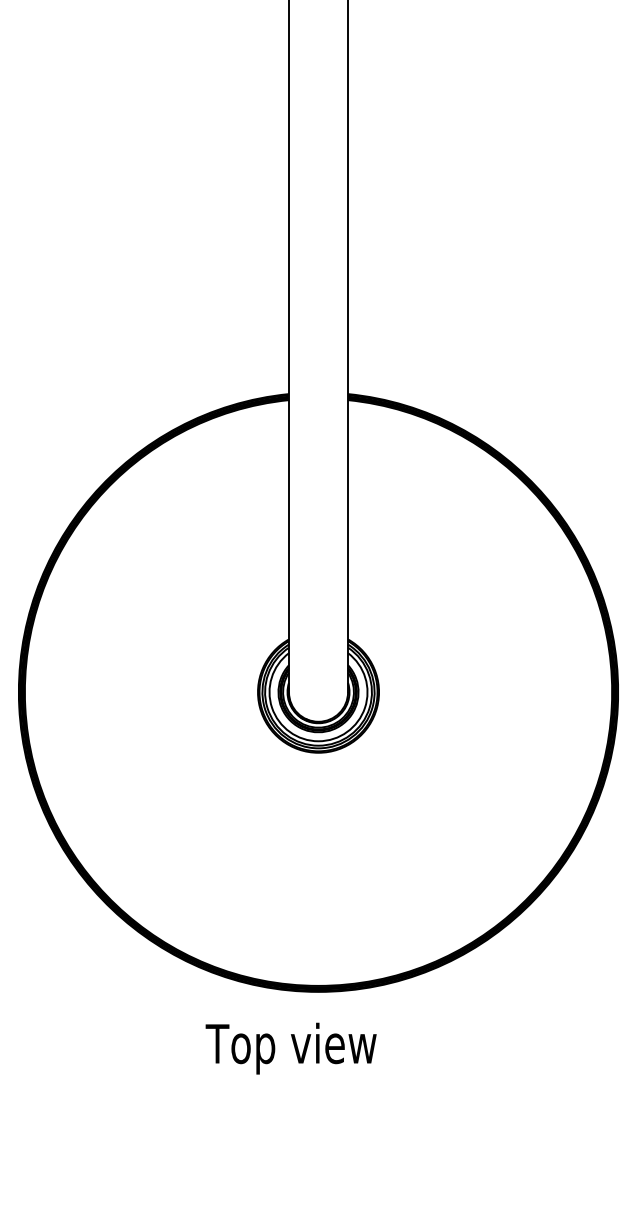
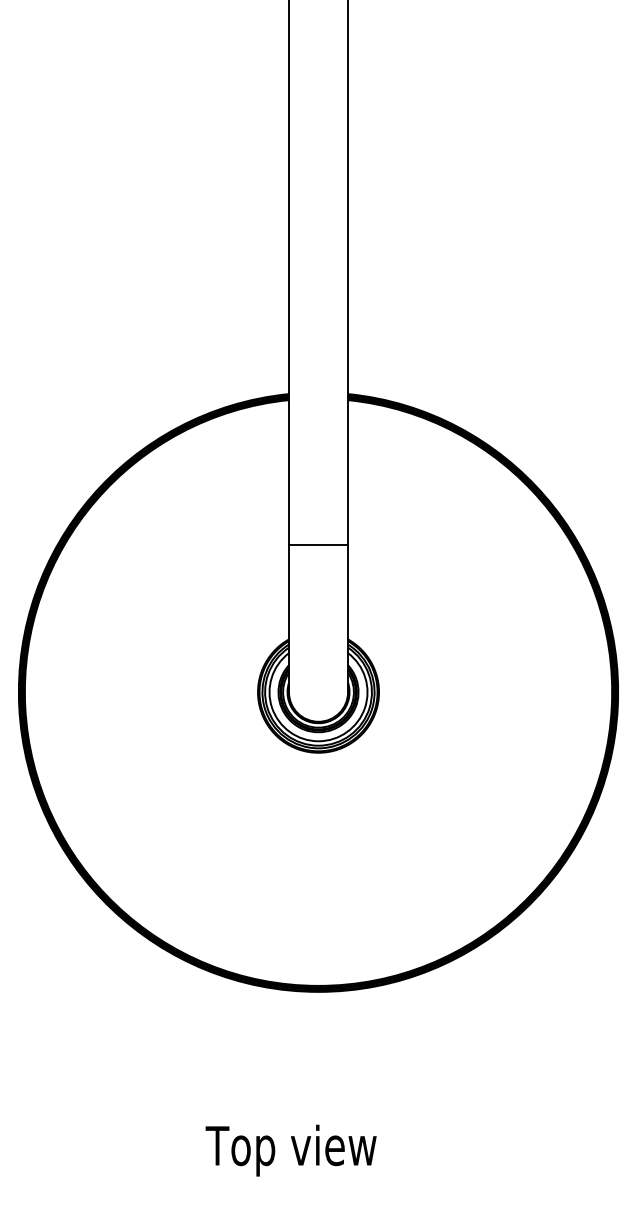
line: none -> present (318, 544)
text position: (290, 1048) -> (290, 1150) (290, 1150)
